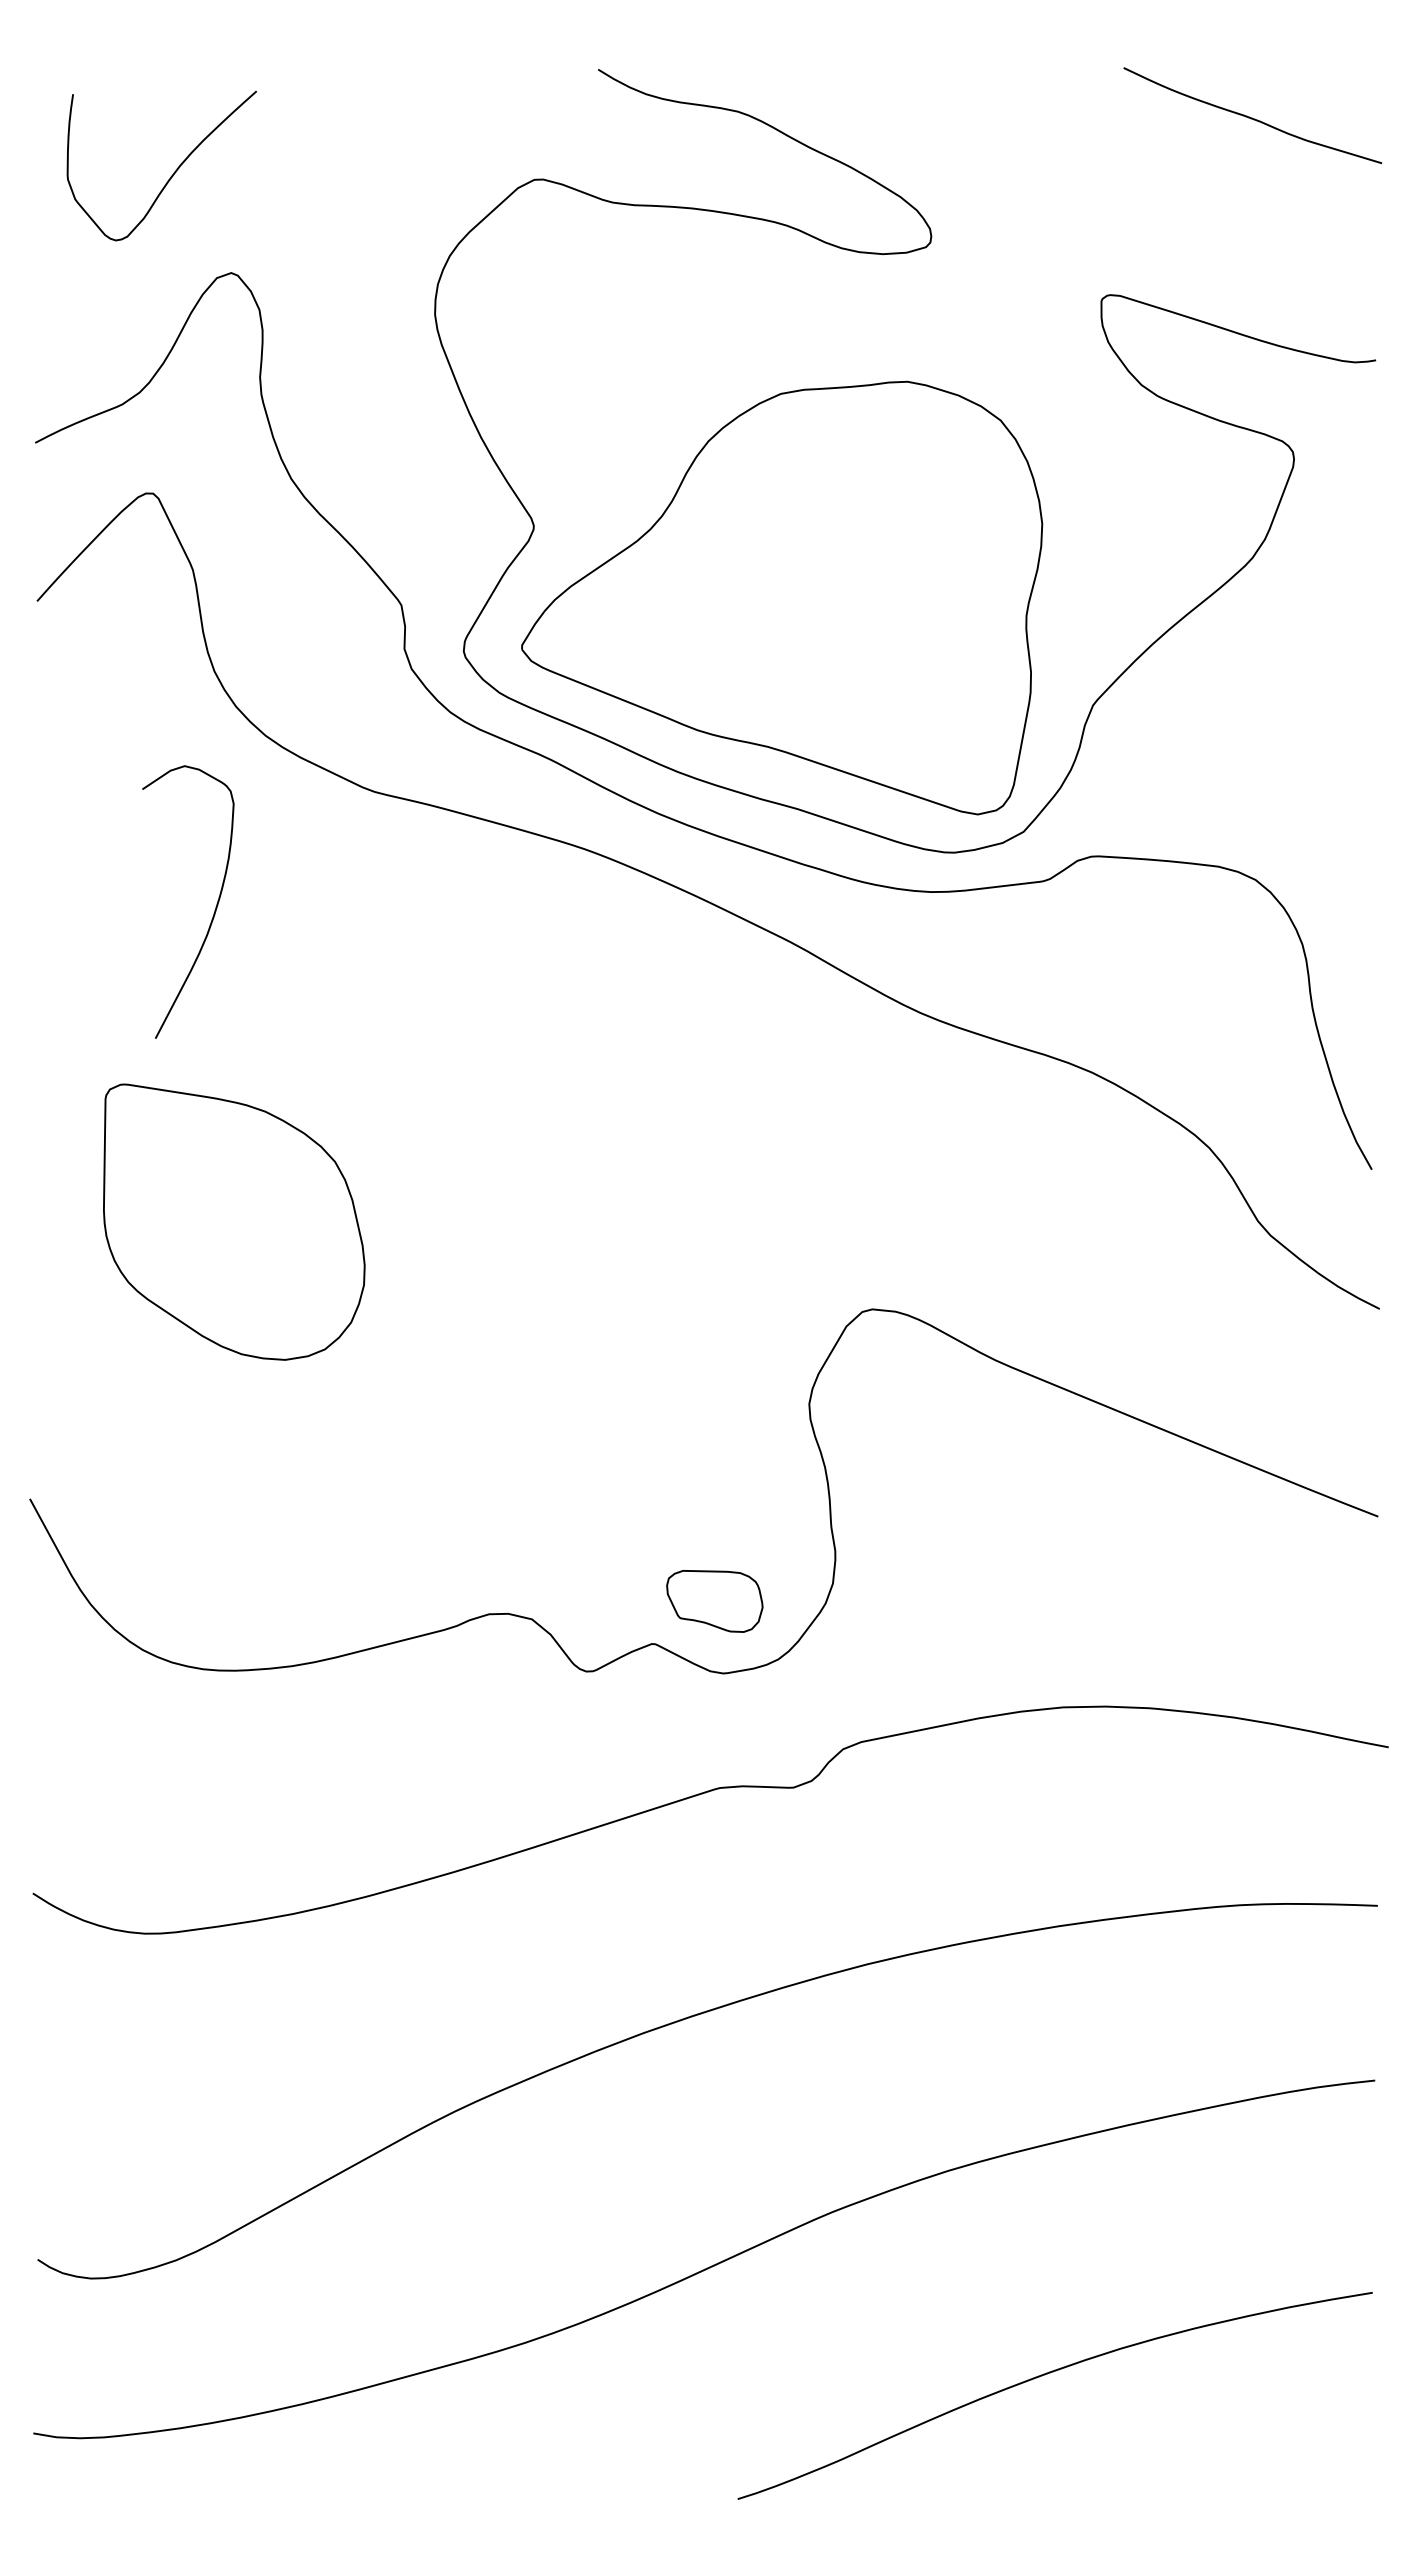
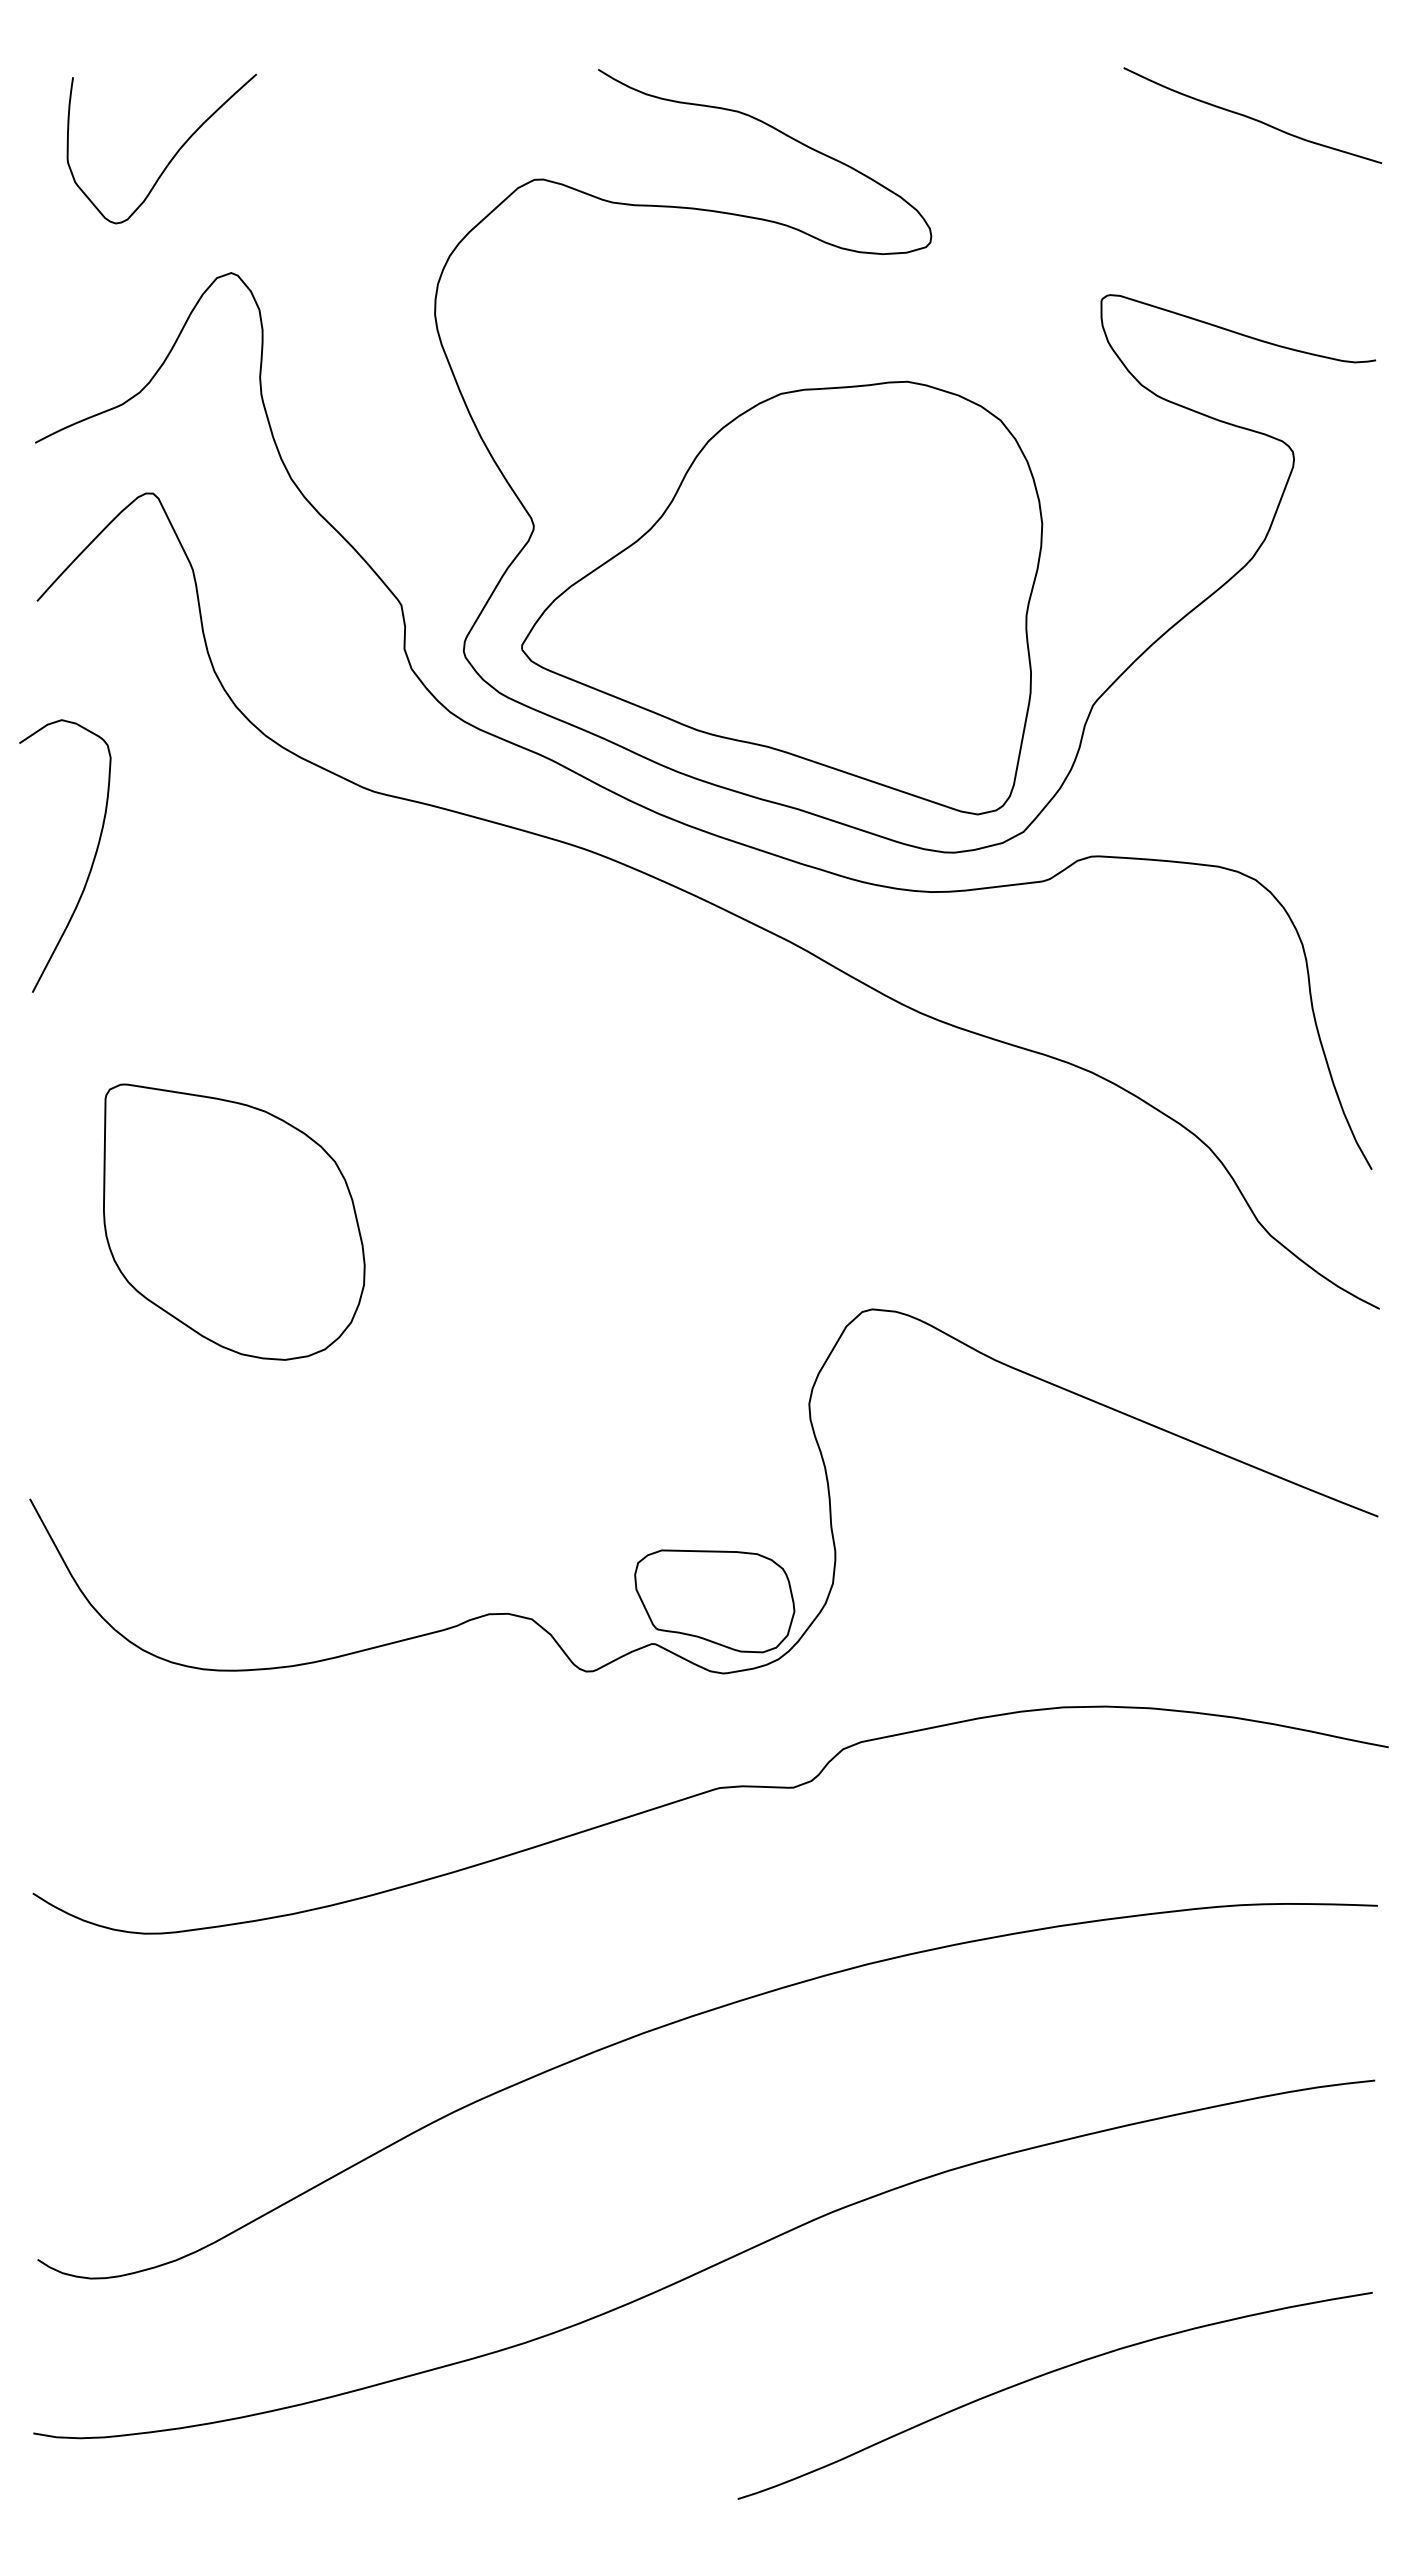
curve position: (173, 172) -> (173, 155) (173, 155)
curve position: (215, 906) -> (92, 860) (92, 860)
part size: 98x63 px -> 162x105 px (714, 1601)
